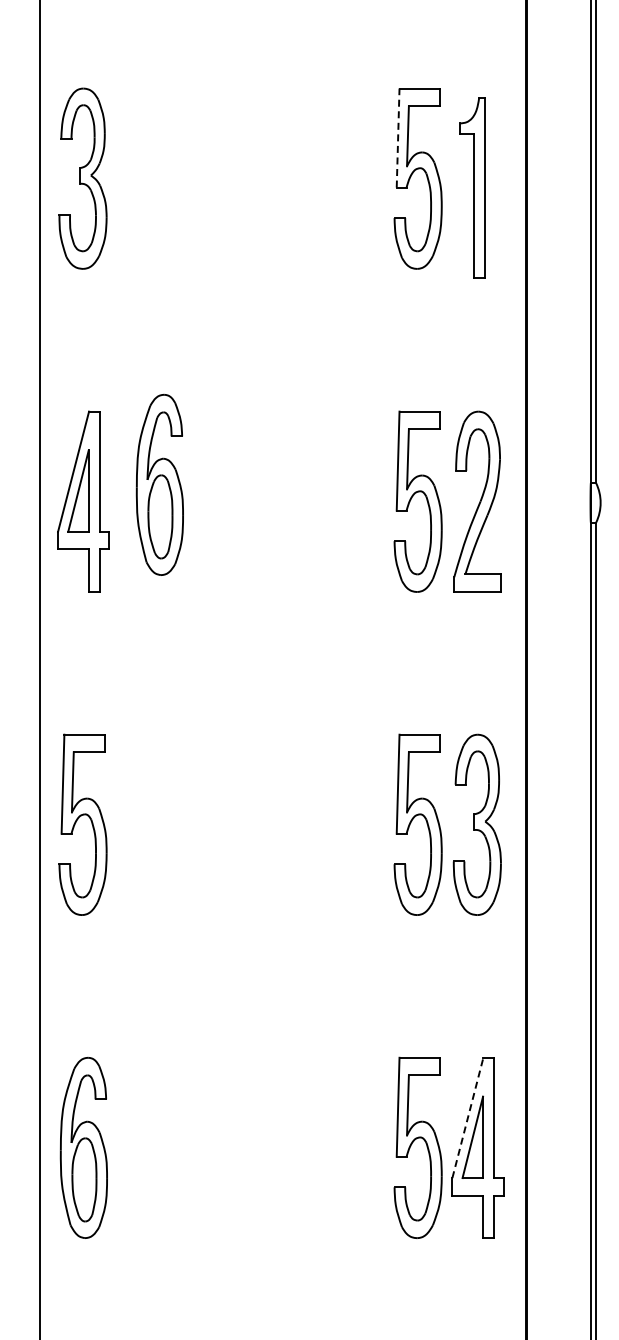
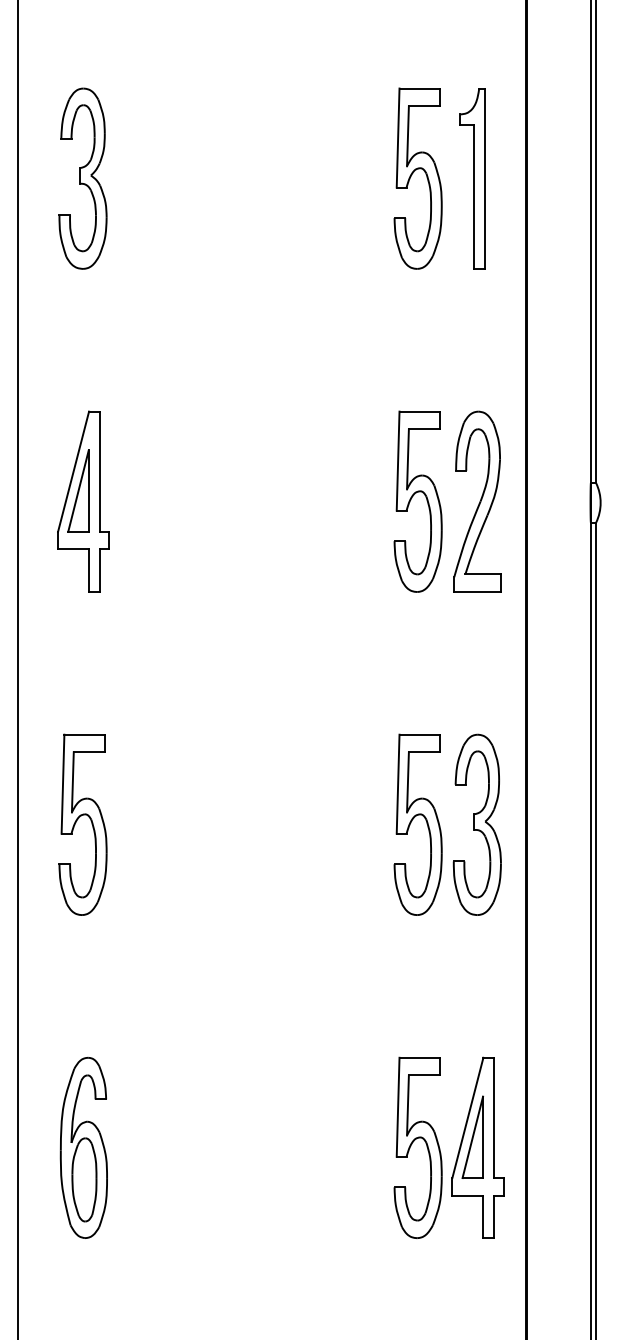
line: dashed -> solid (398, 138)
part position: (472, 187) -> (472, 178) (472, 178)
part: present -> none (159, 484)
line position: (40, 669) -> (18, 669) (18, 669)
line: dashed -> solid (468, 1117)
